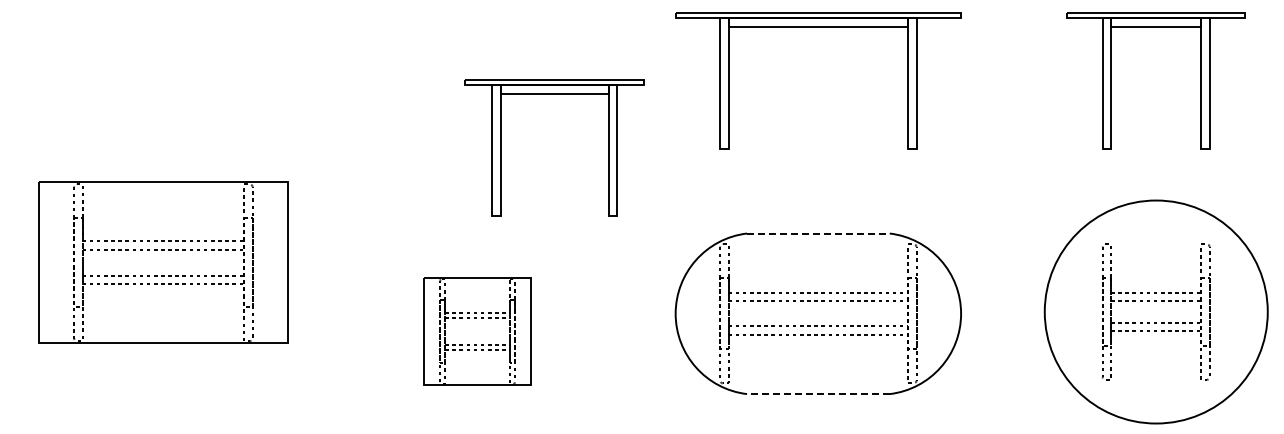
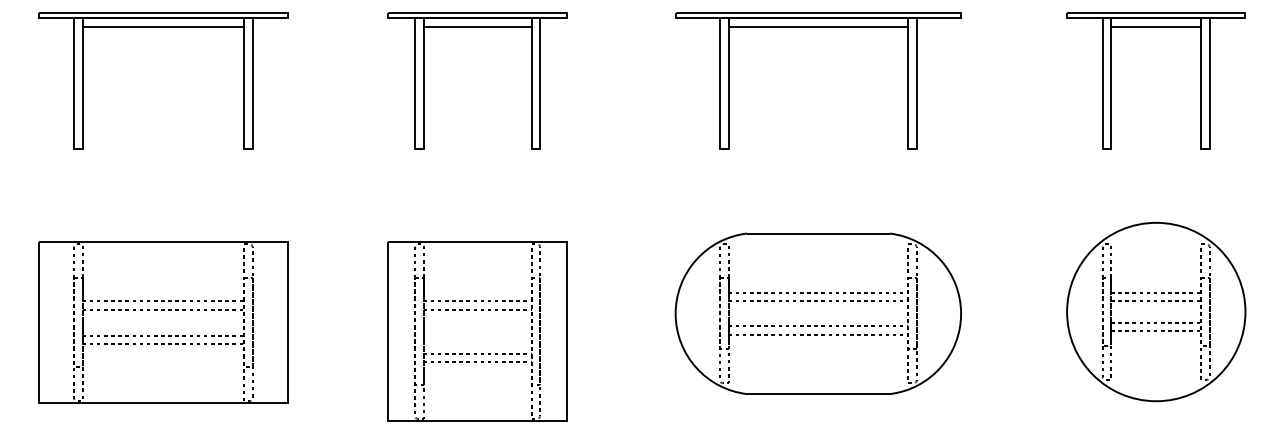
part: none -> present (163, 27)
part position: (554, 94) -> (477, 27) (477, 27)
line: dashed -> solid (818, 233)
part position: (163, 262) -> (163, 322) (163, 322)
circle diameter: 223 px -> 178 px (1156, 311)
part size: 109x109 px -> 181x181 px (477, 331)
line: dashed -> solid (817, 394)
